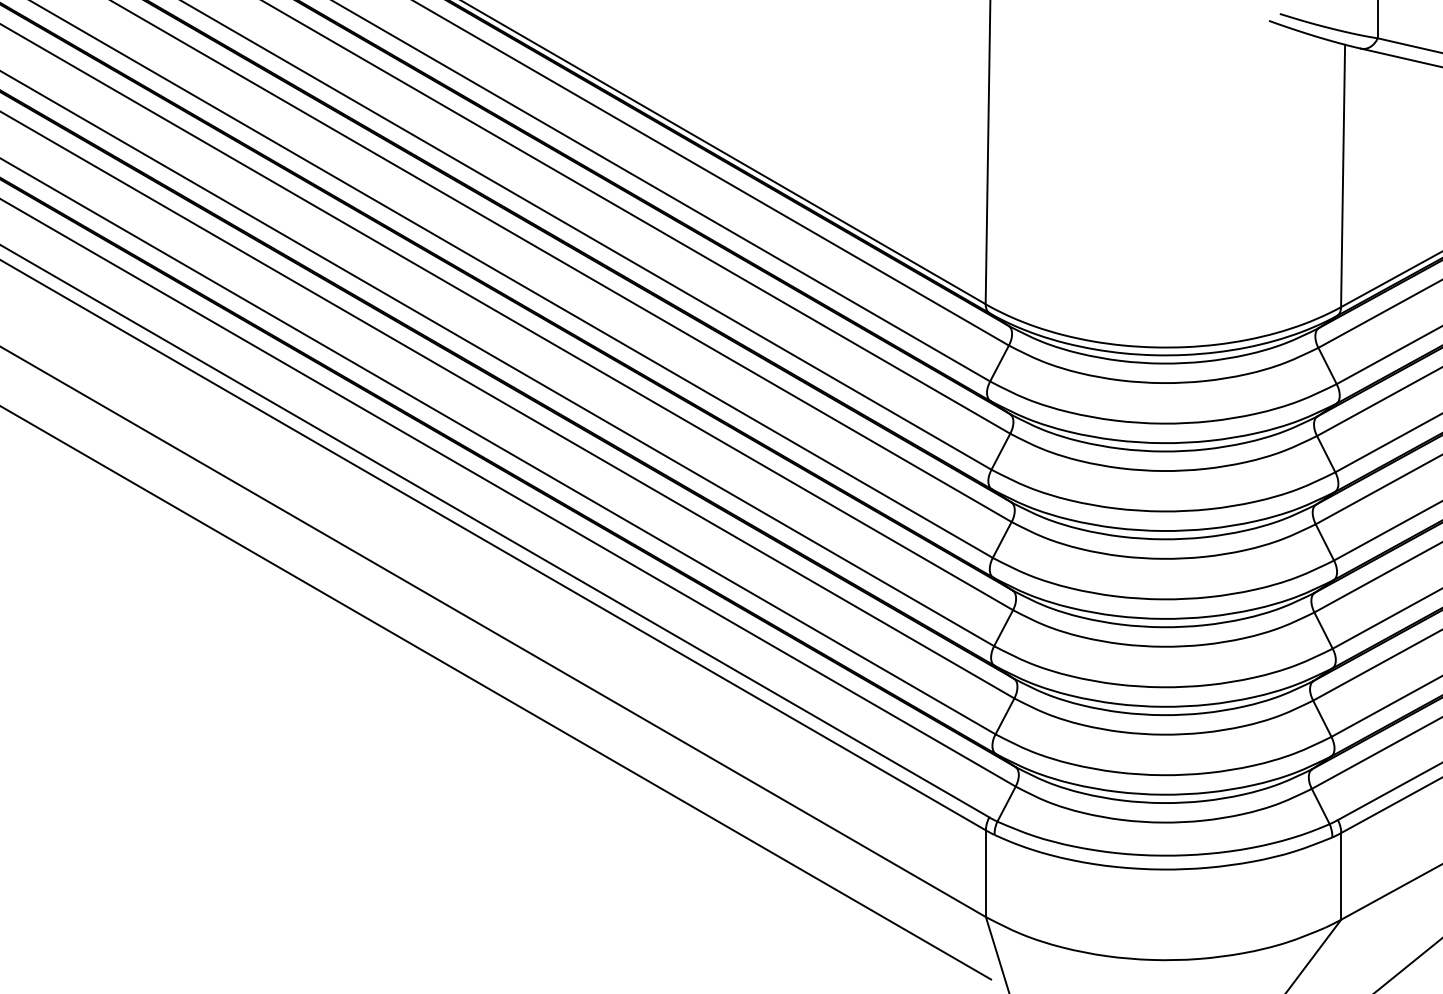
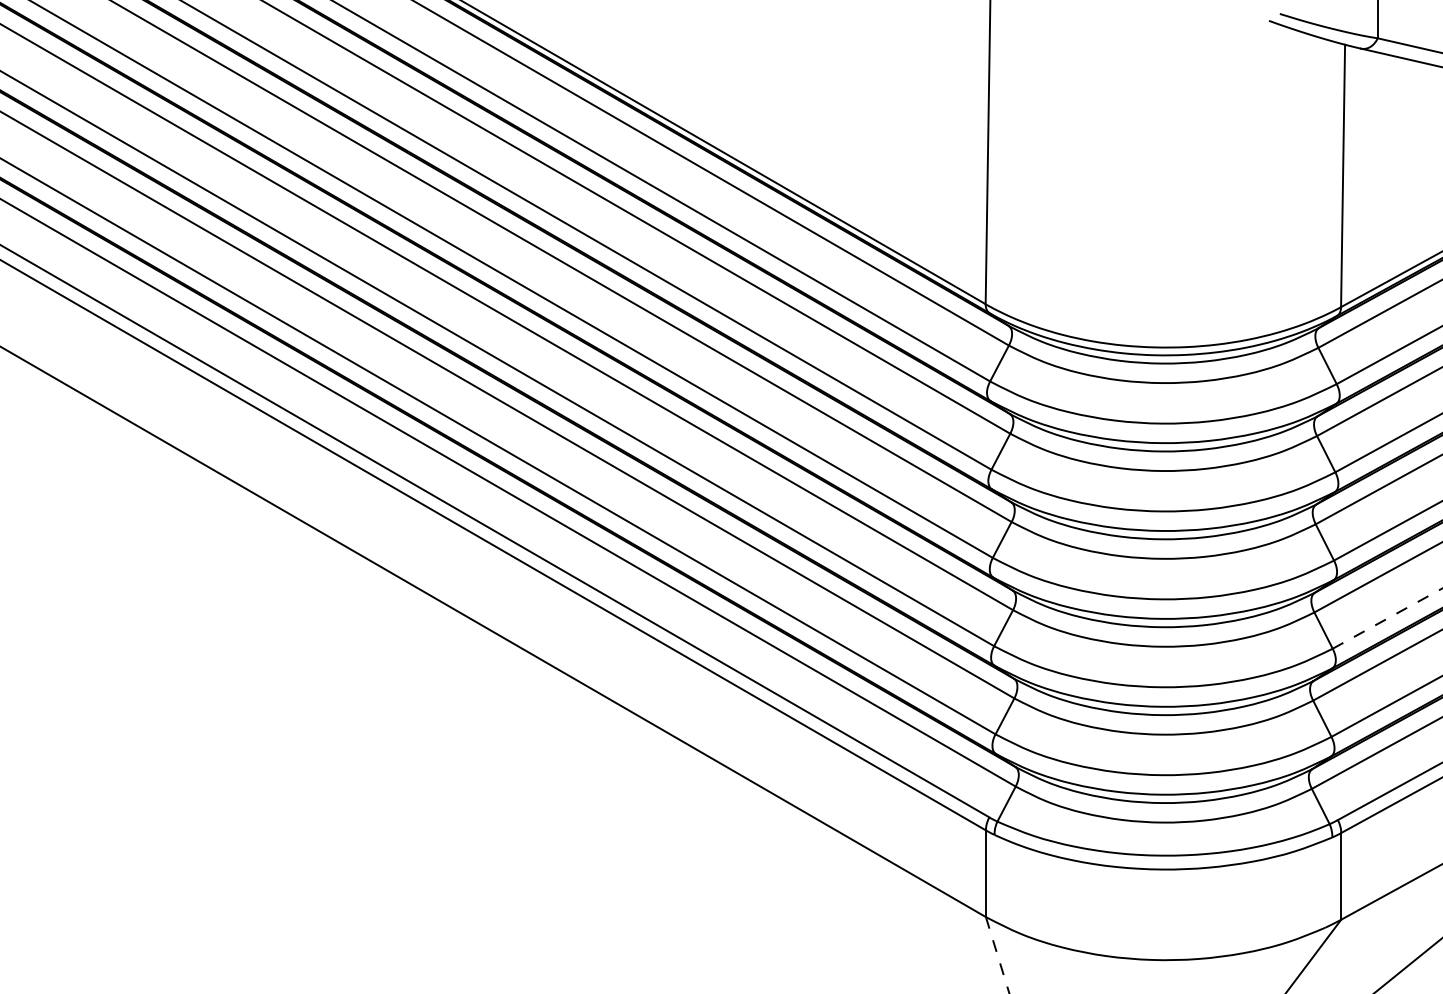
line: solid -> dashed (1387, 618)
line: present -> none (496, 693)
line: solid -> dashed (997, 955)
